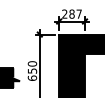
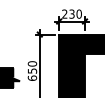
text: 287 -> 230 (75, 13)
